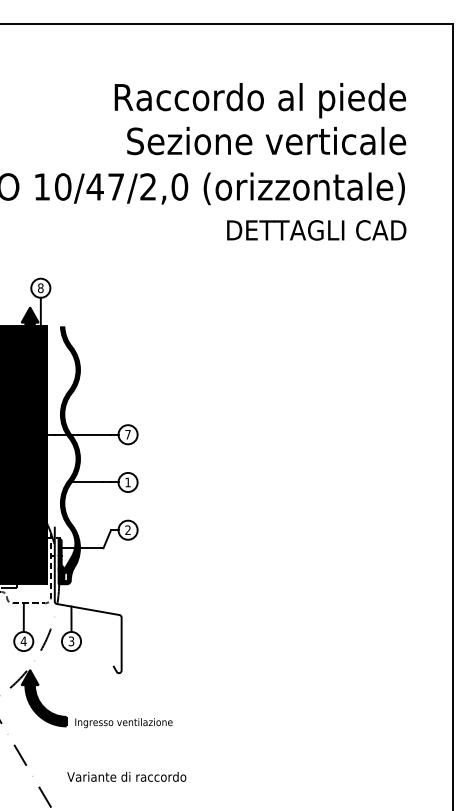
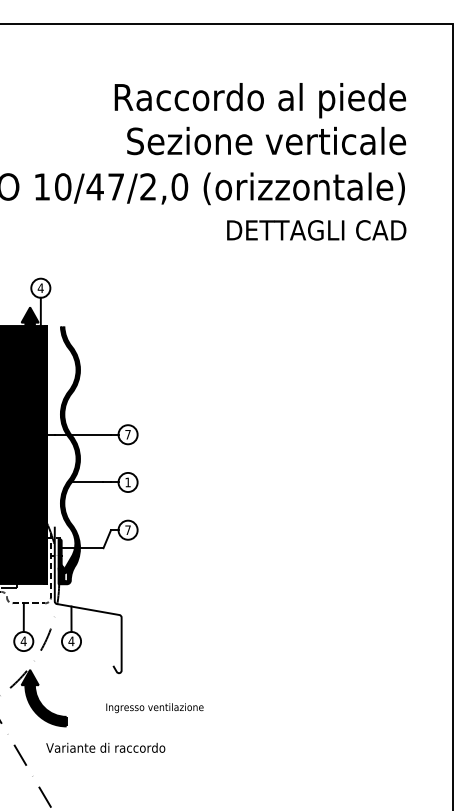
text: 8 -> 4 (40, 288)
text: 2 -> 7 (127, 529)
text: 3 -> 4 (71, 641)
text position: (123, 723) -> (154, 708) (154, 708)
text position: (126, 776) -> (105, 747) (105, 747)
